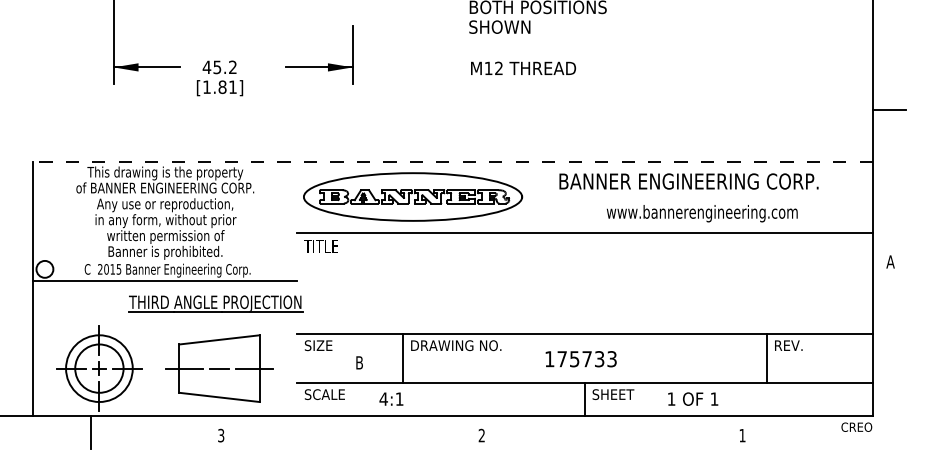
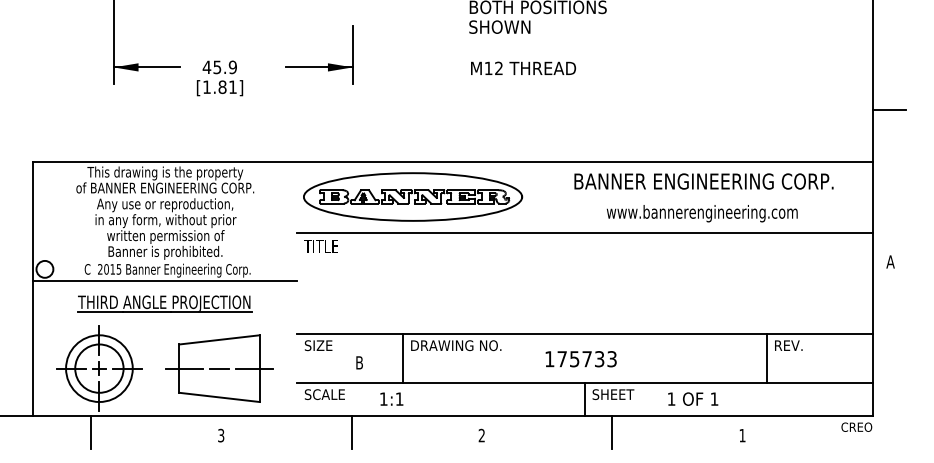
text: 45.2 -> 45.9 (232, 67)
line: dashed -> solid (452, 161)
text position: (688, 181) -> (703, 181) (703, 181)
part position: (215, 303) -> (164, 303) (164, 303)
text: 4:1 -> 1:1 (383, 398)
line: none -> present (351, 431)
line: none -> present (612, 431)
